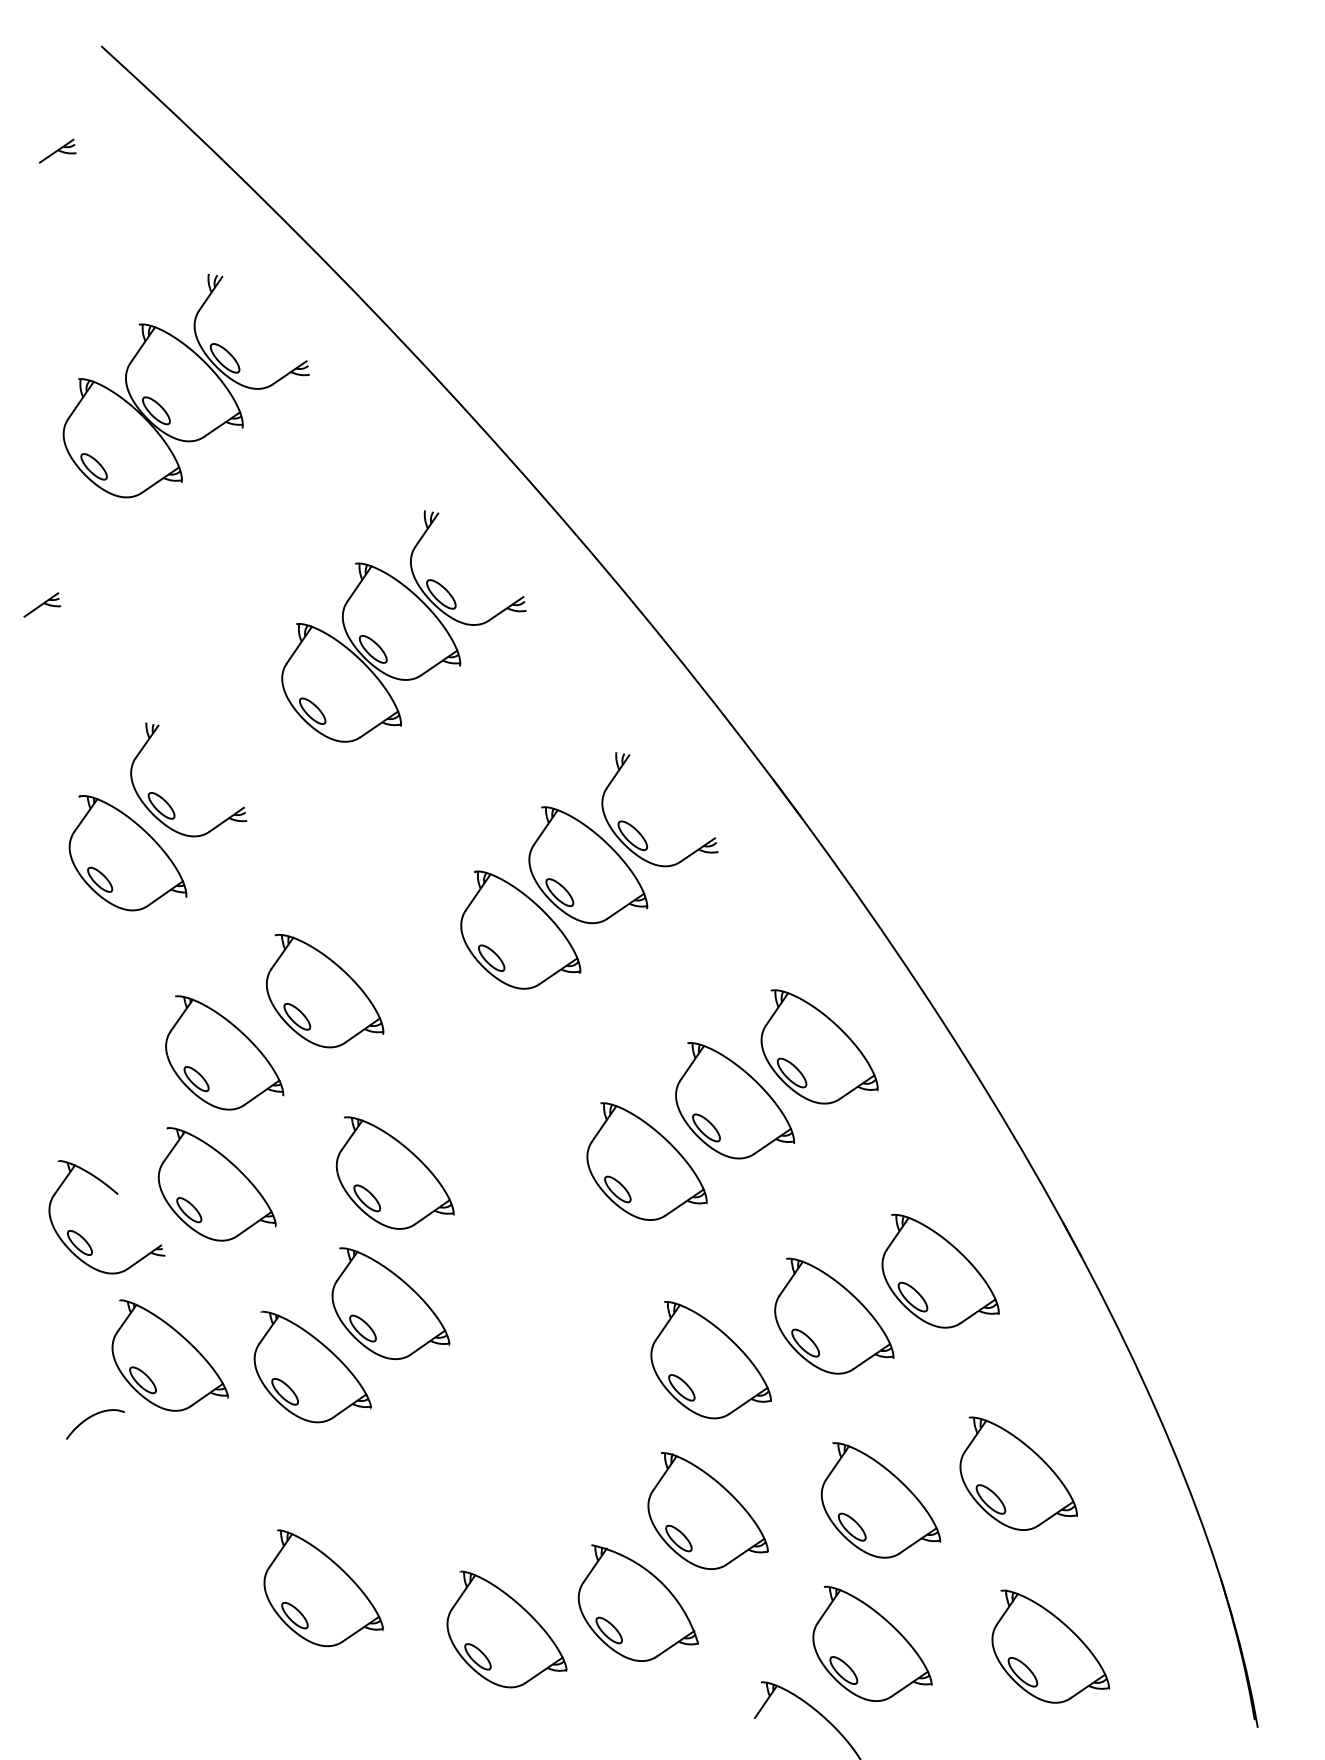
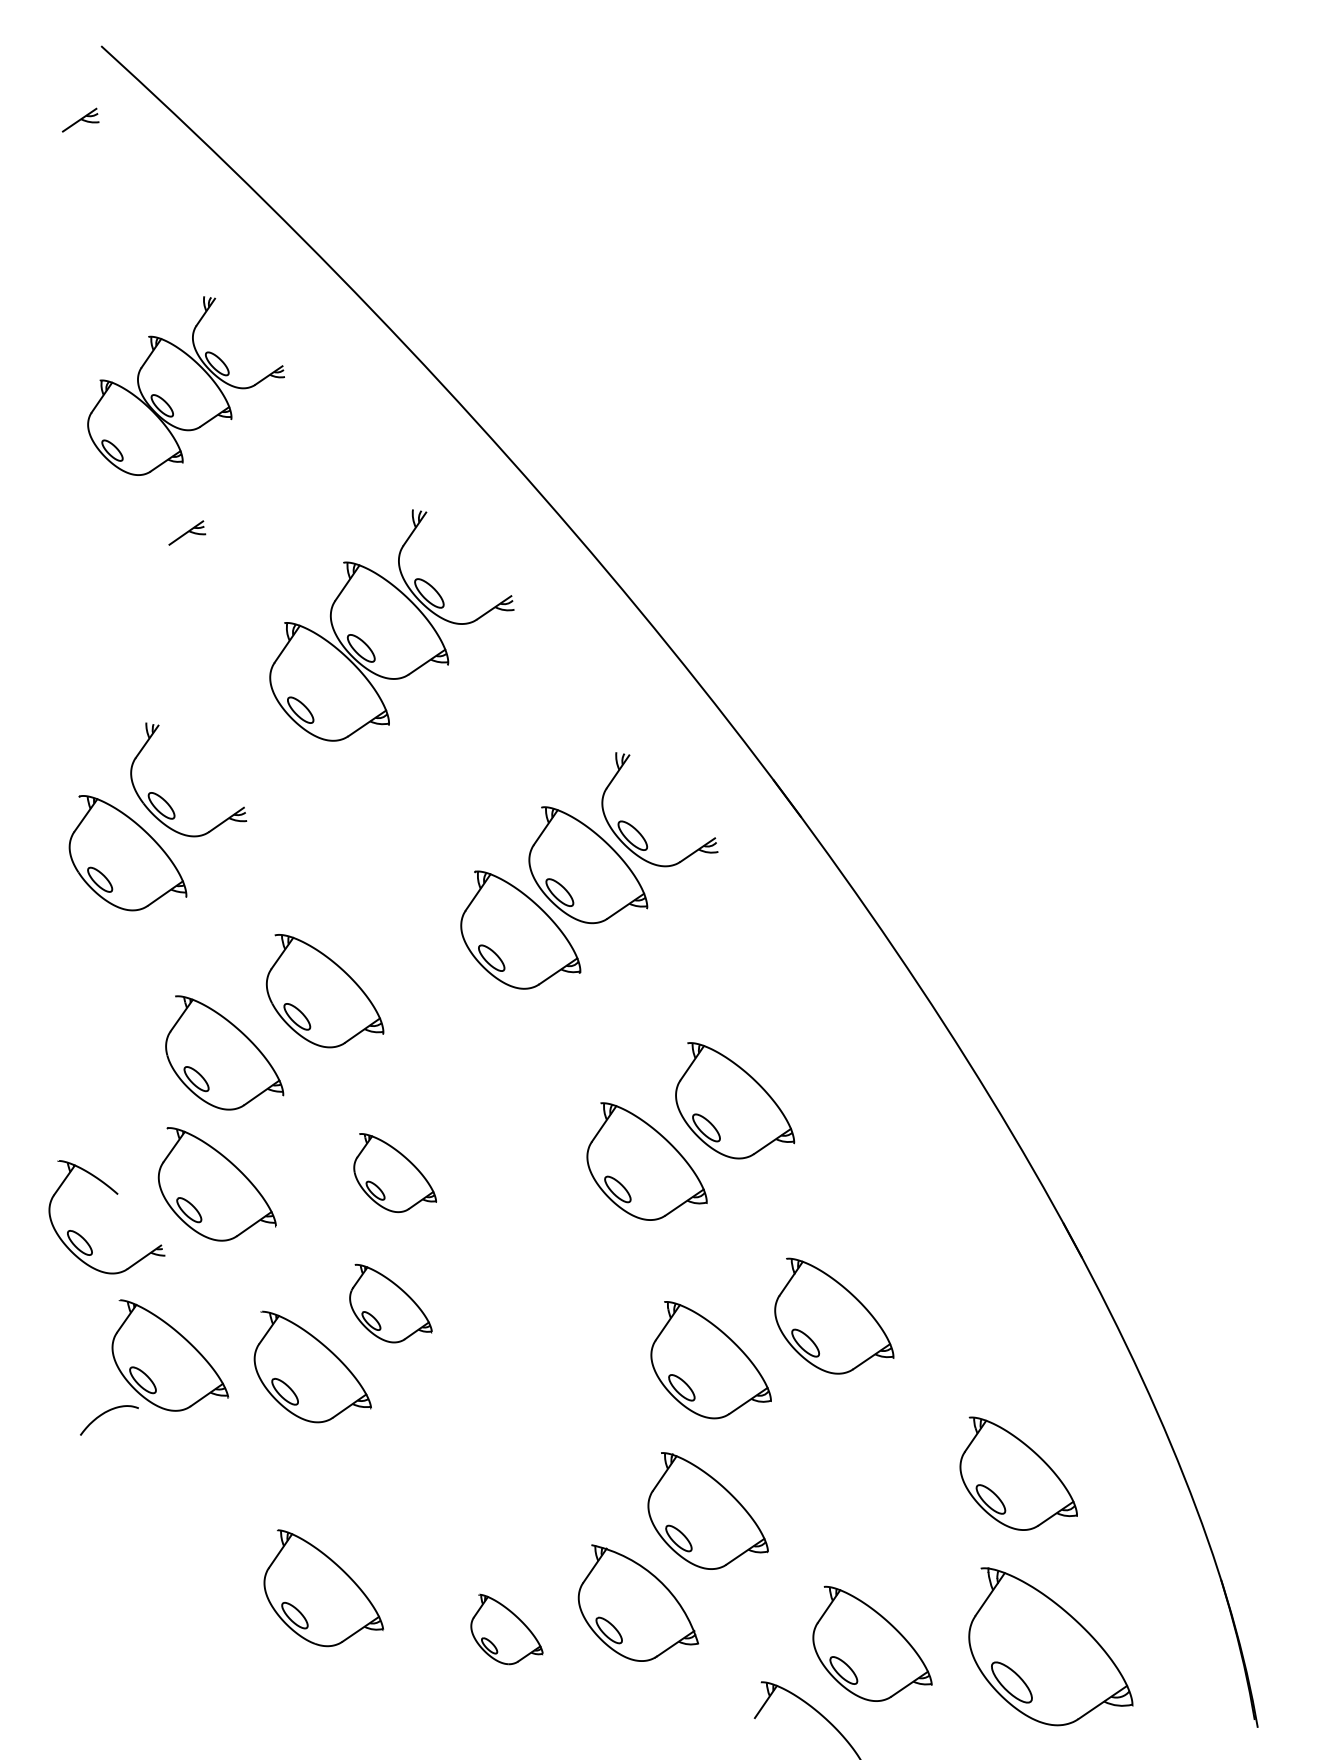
part position: (57, 150) -> (80, 119) (80, 119)
part size: 248x226 px -> 198x180 px (185, 385)
part position: (42, 604) -> (187, 532) (187, 532)
part position: (403, 626) -> (391, 625) (391, 625)
part: present -> none (819, 1046)
part size: 120x114 px -> 84x80 px (394, 1172)
part: present -> none (940, 1270)
part size: 120x113 px -> 84x81 px (390, 1303)
curve position: (91, 1417) -> (105, 1413) (105, 1413)
part: present -> none (880, 1500)
part size: 122x119 px -> 74x73 px (506, 1629)
part size: 119x115 px -> 166x160 px (1050, 1646)
